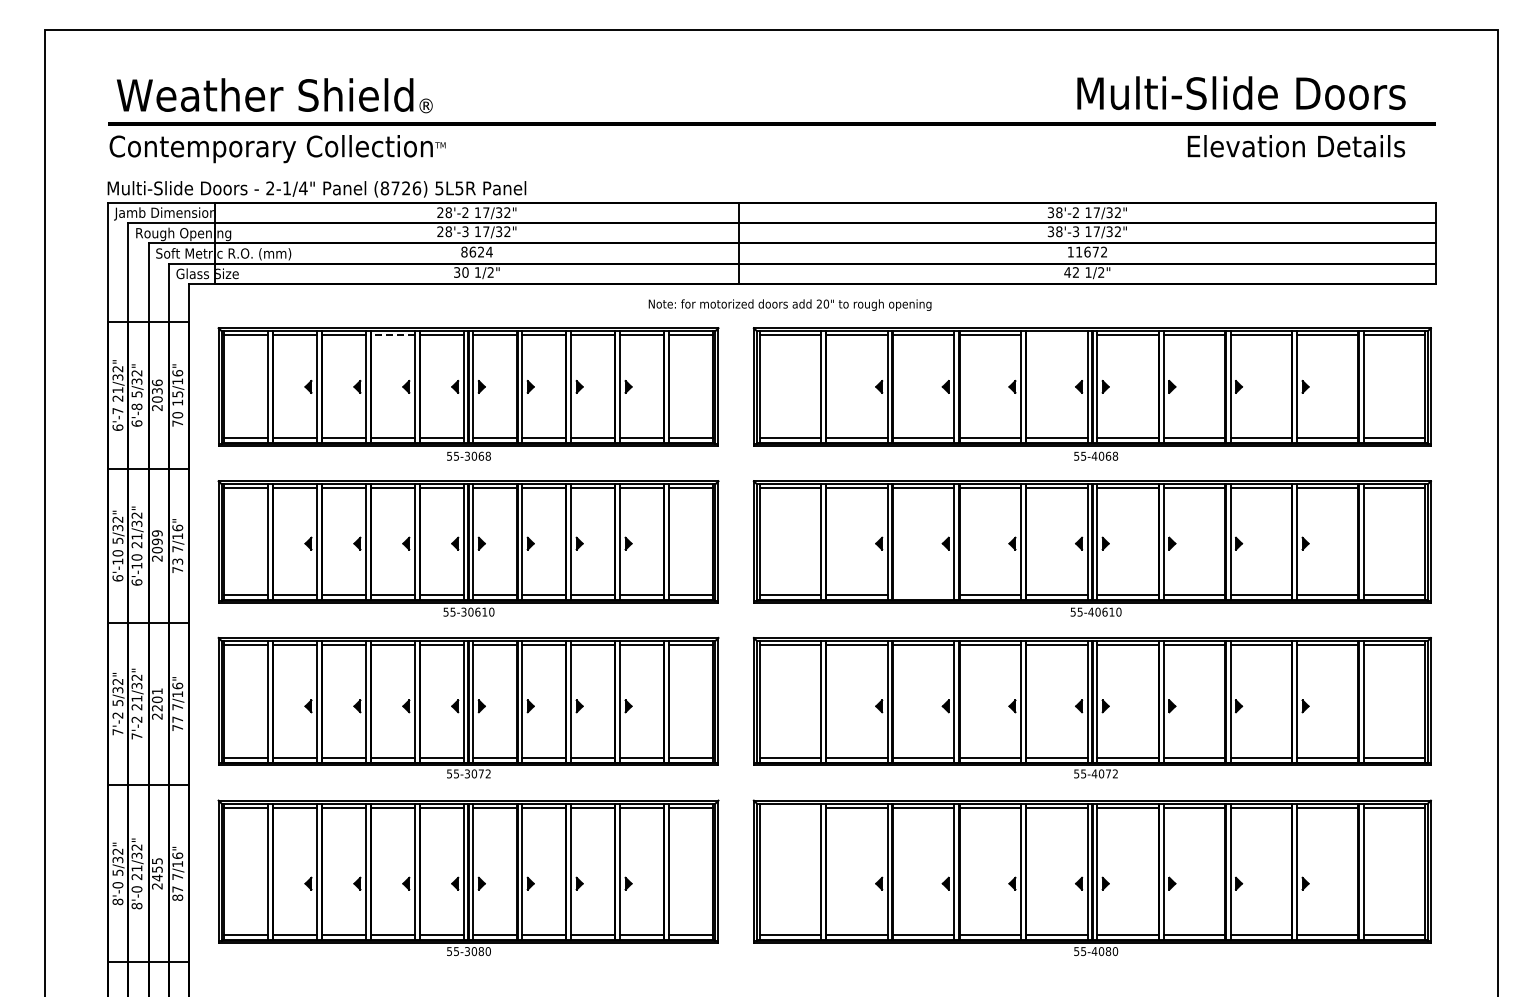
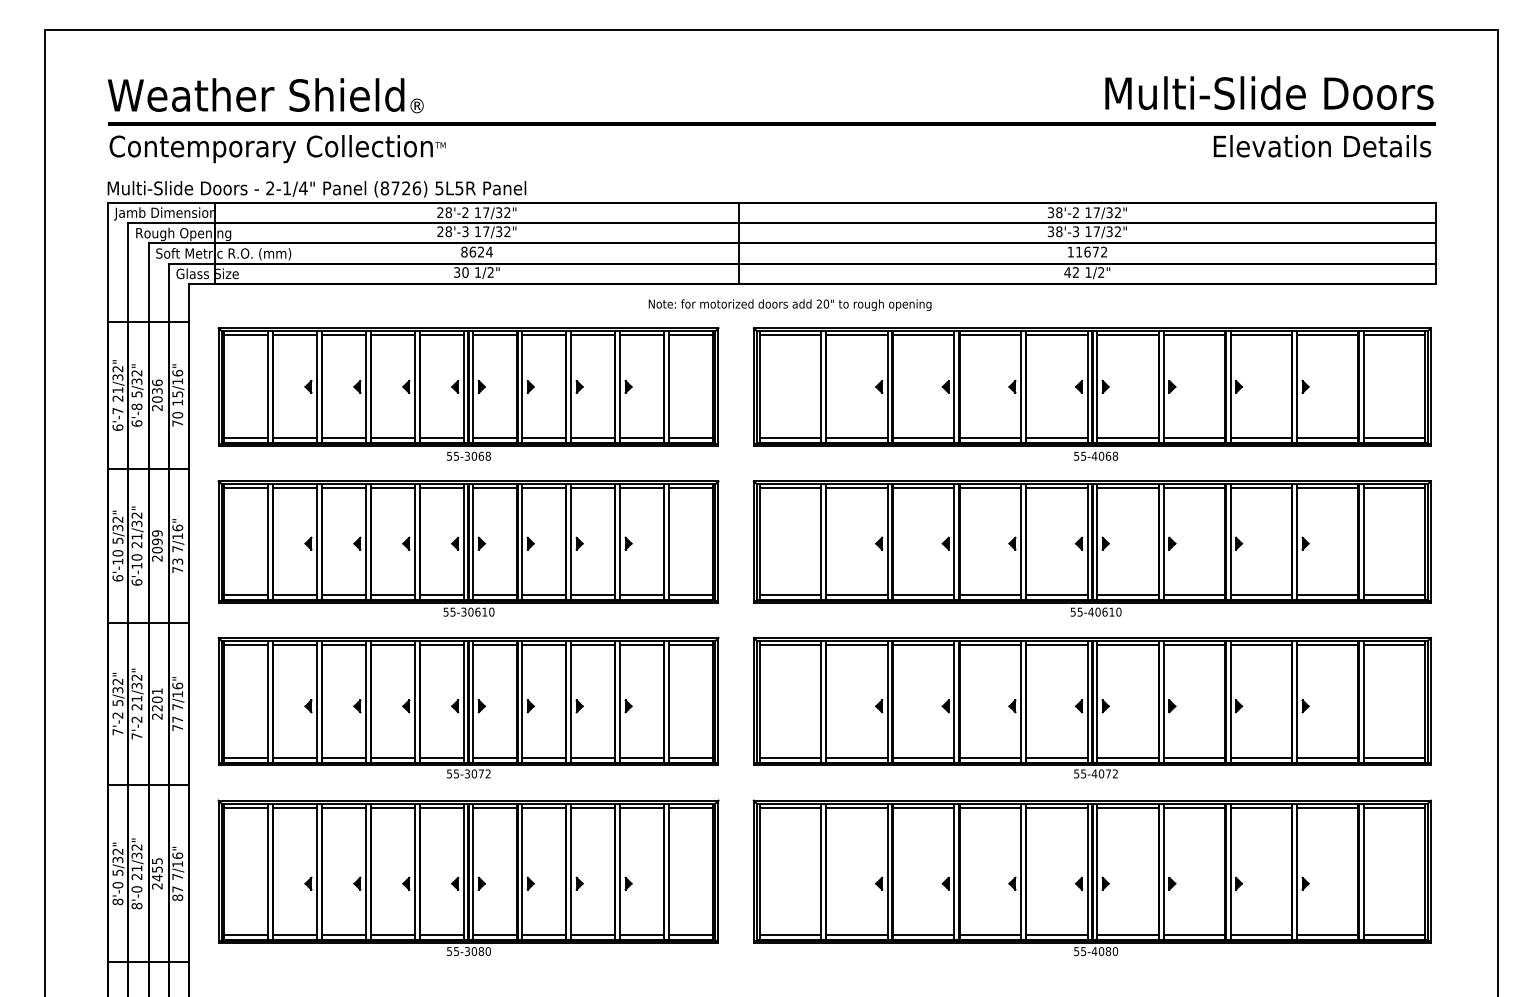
text position: (1241, 92) -> (1269, 92) (1269, 92)
text position: (274, 95) -> (265, 95) (265, 95)
text position: (1296, 146) -> (1322, 146) (1322, 146)
line: dashed -> solid (392, 335)
line: none -> present (1056, 335)
line: none -> present (923, 595)
line: none -> present (790, 807)
